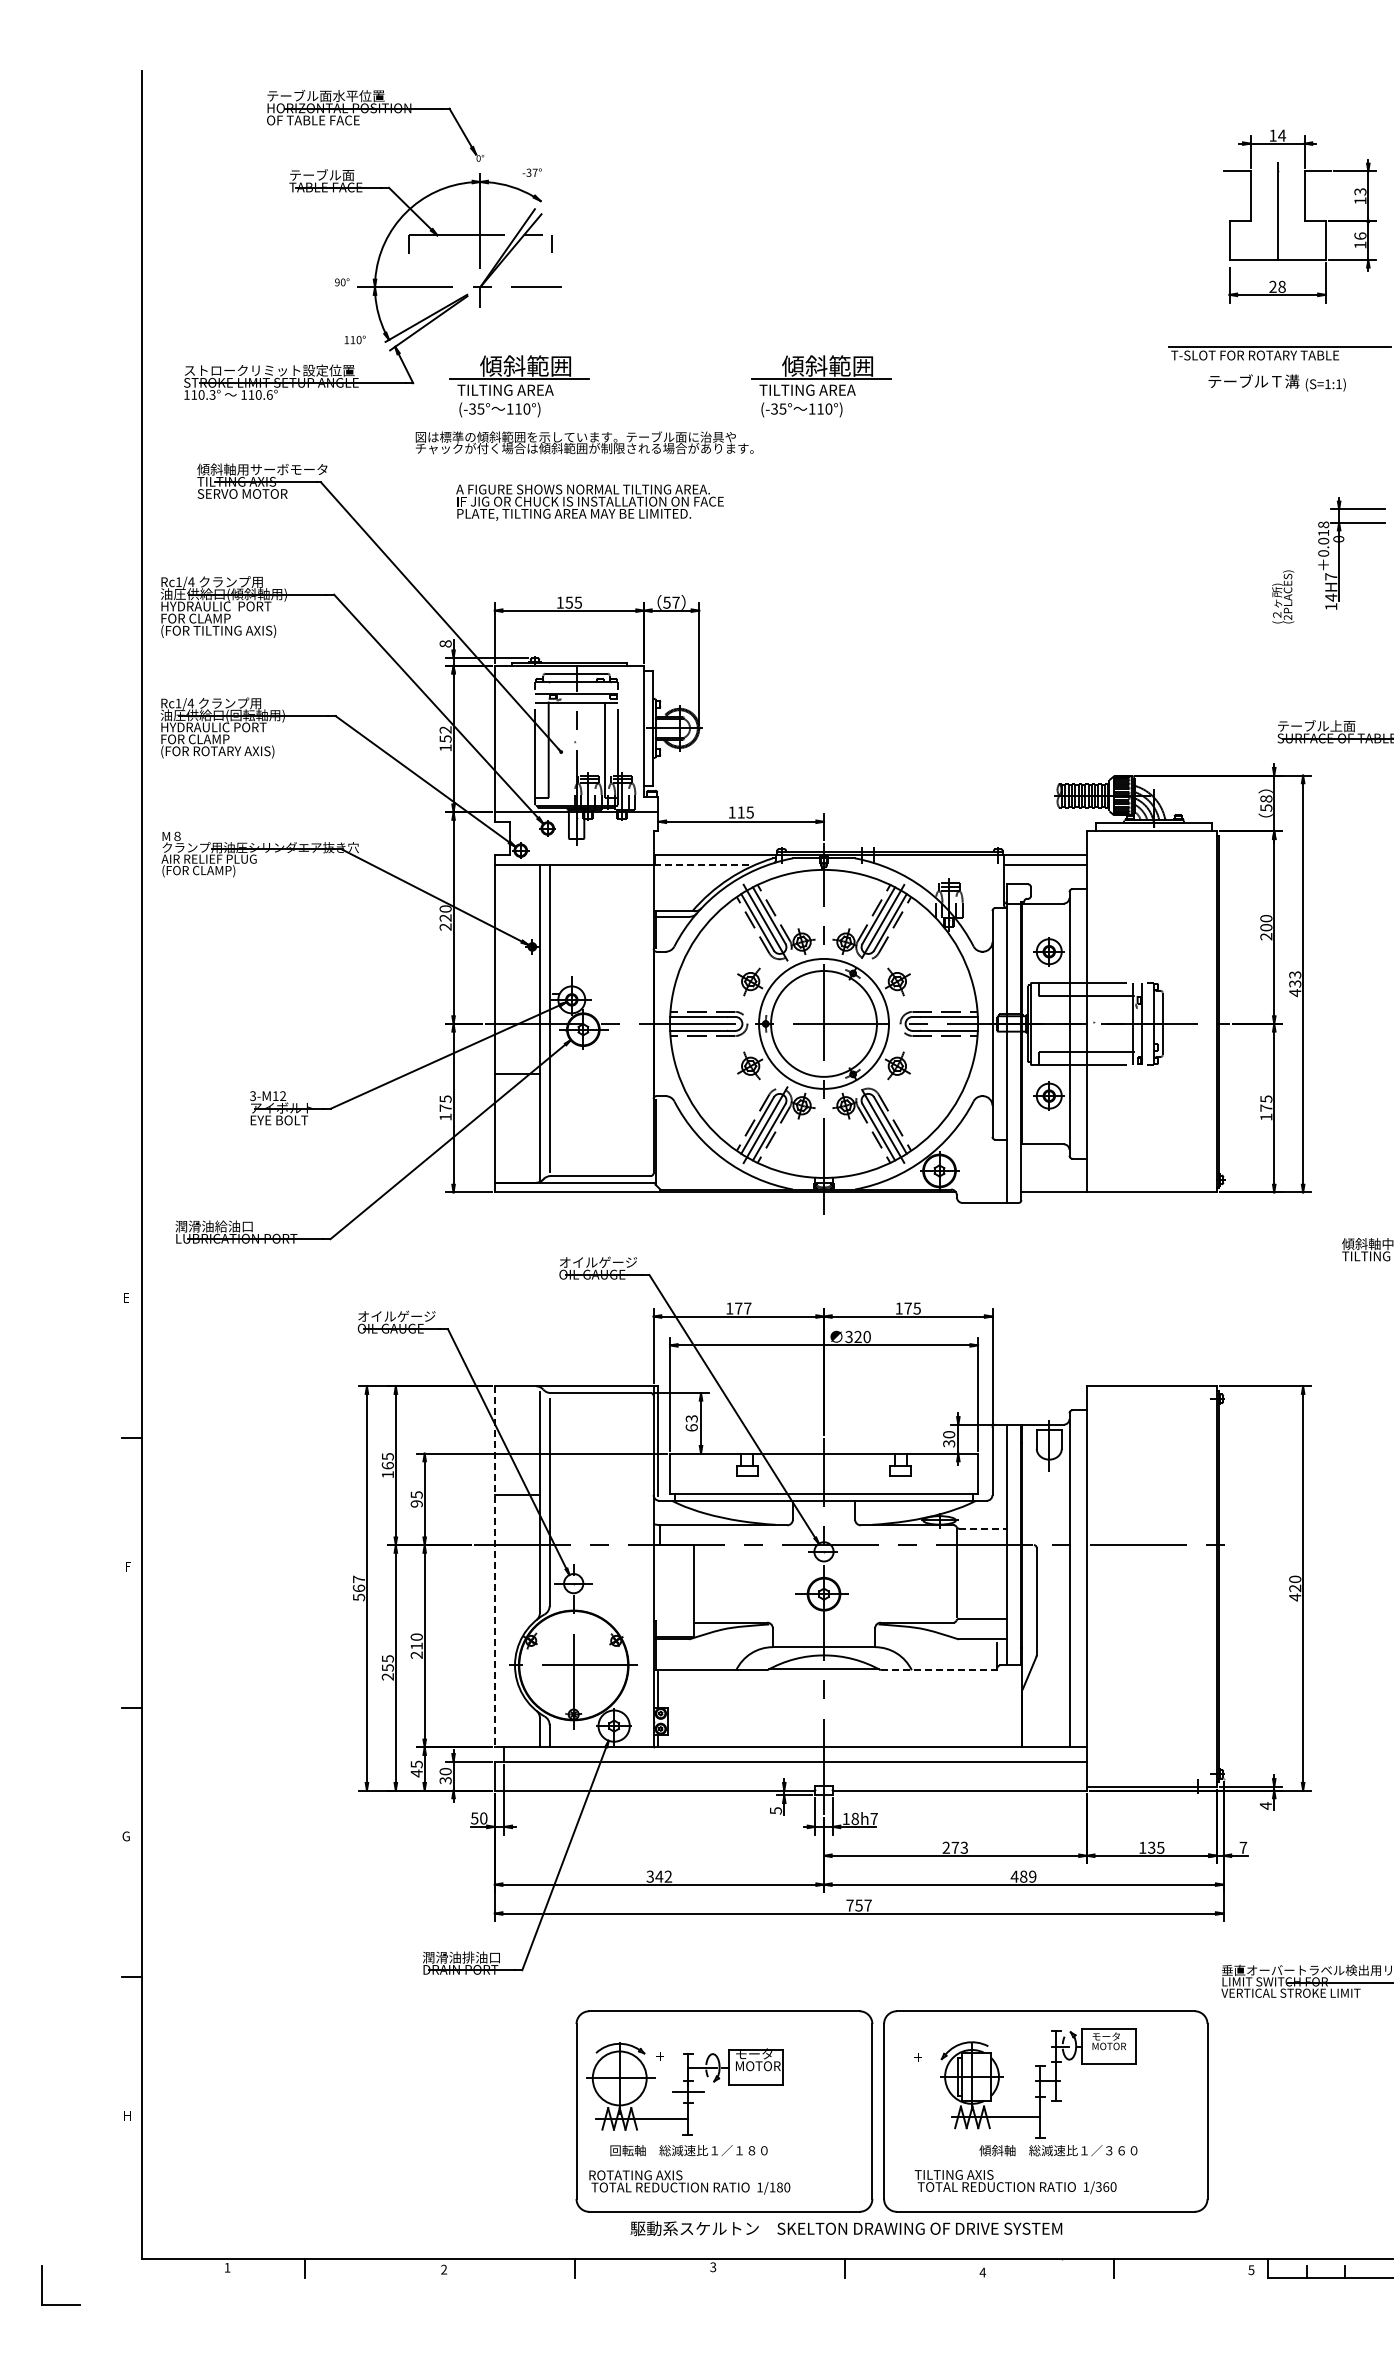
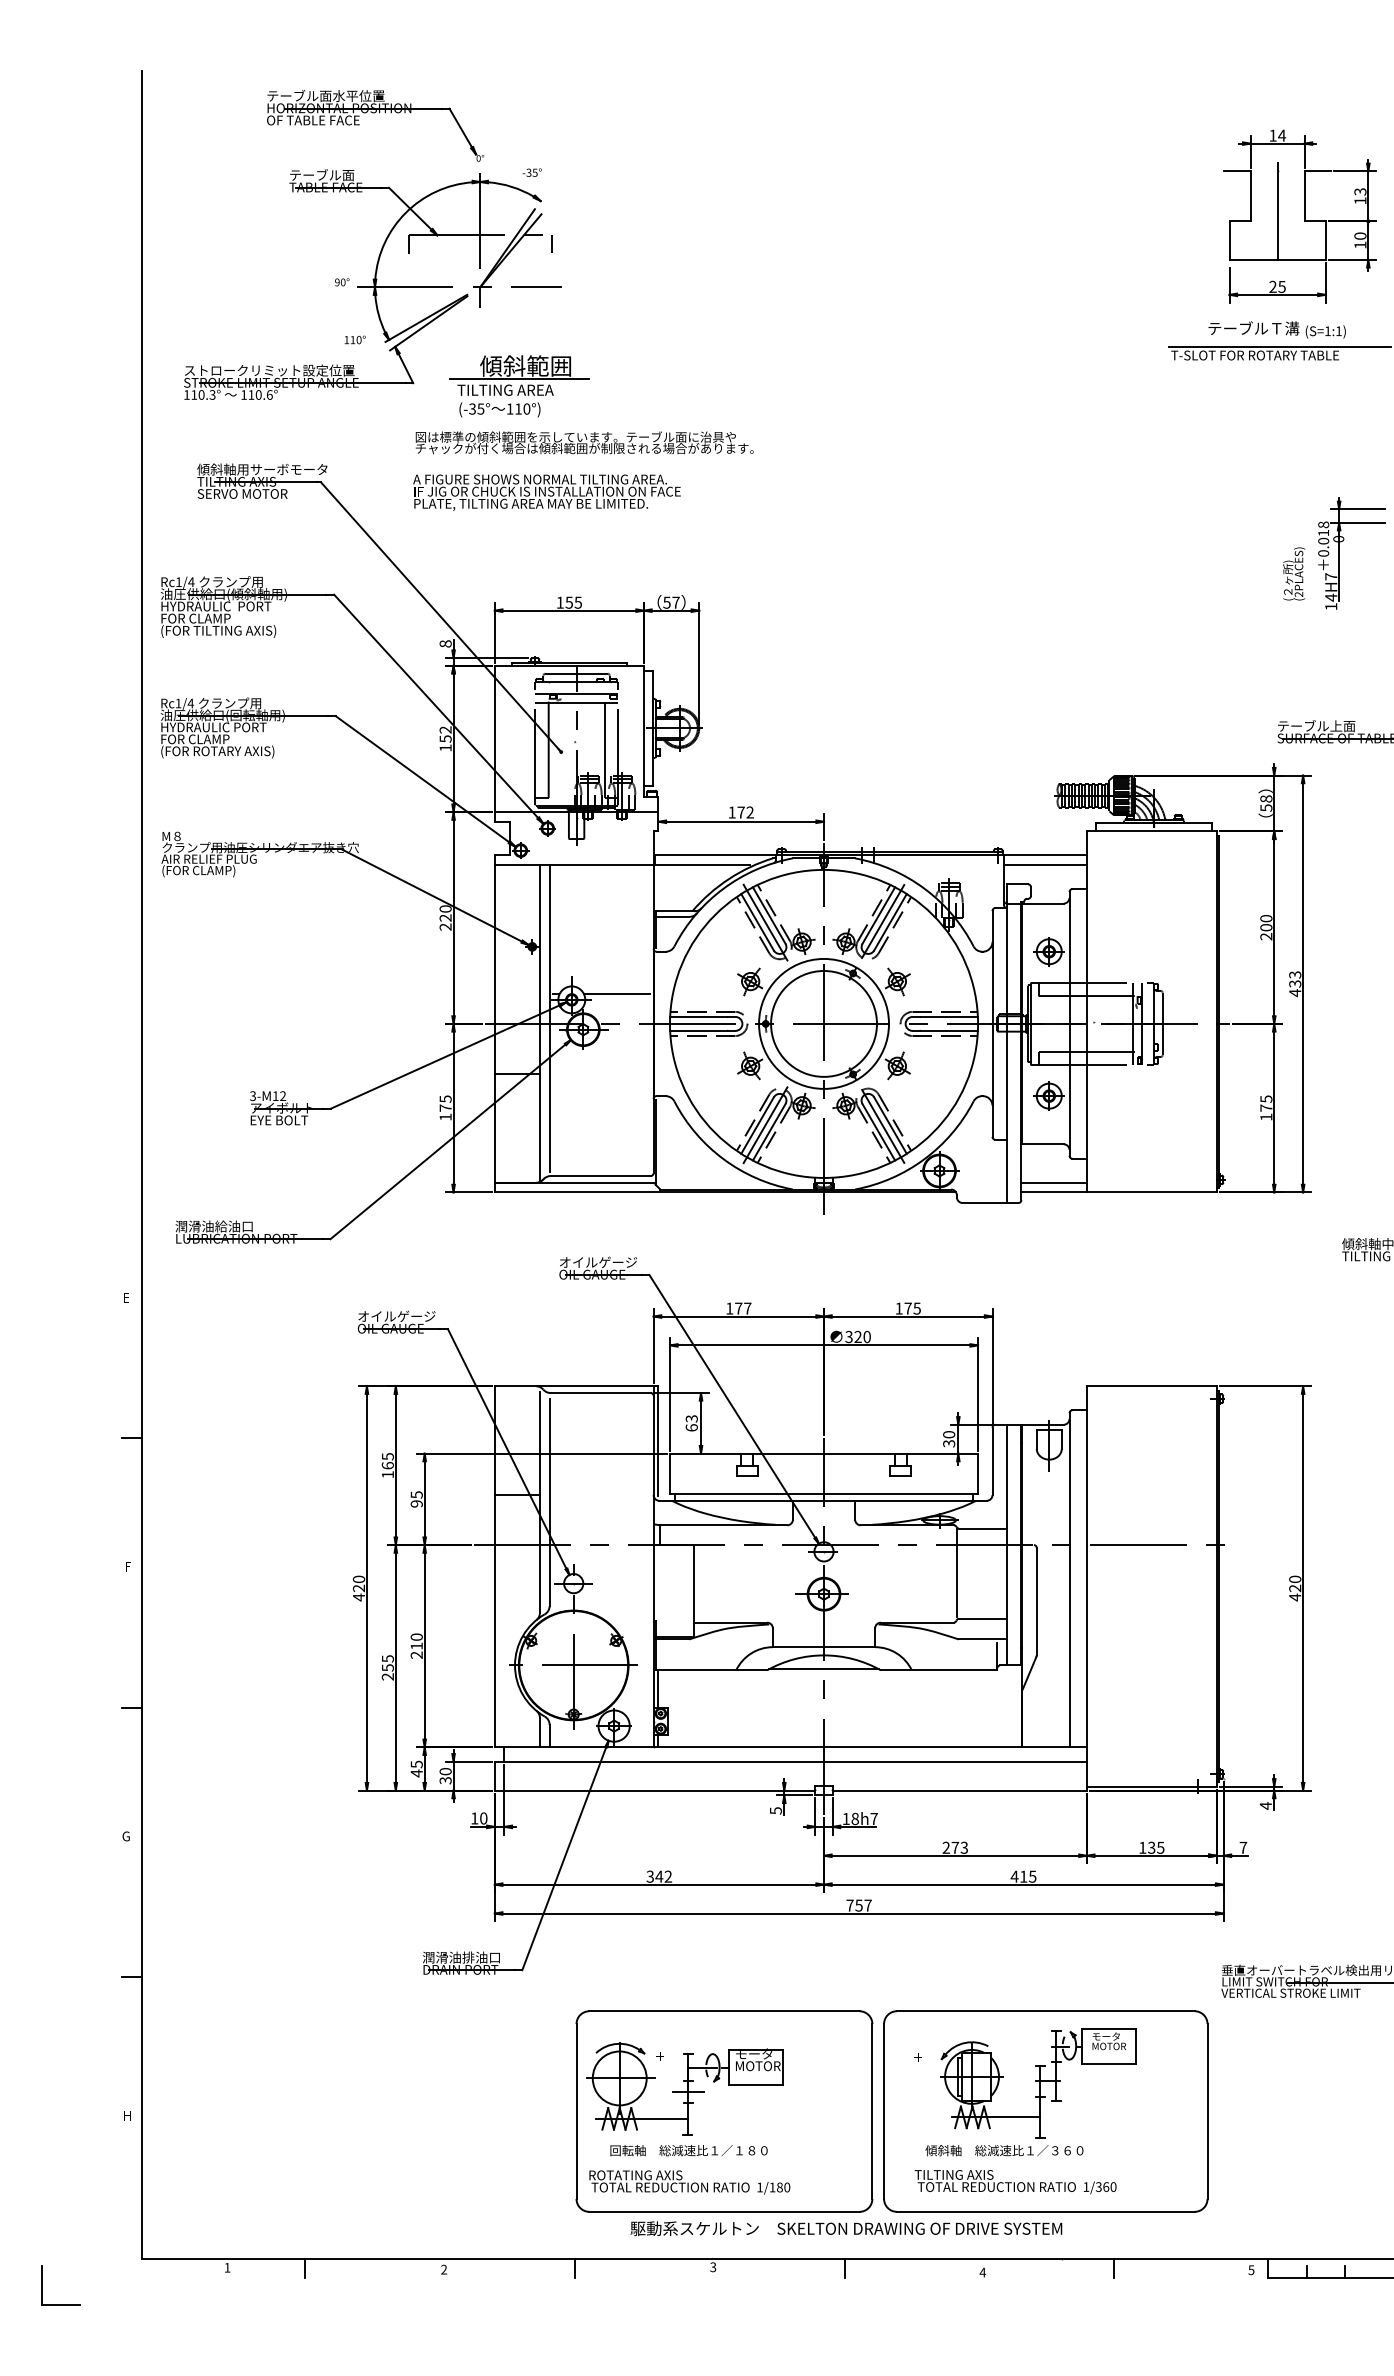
text: -37° -> -35° (534, 172)
text: 16 -> 10 (1360, 235)
text: 28 -> 25 (1281, 286)
text position: (1276, 382) -> (1276, 329) (1276, 329)
part: present -> none (821, 386)
text position: (589, 502) -> (546, 492) (546, 492)
text position: (1283, 596) -> (1294, 573) (1294, 573)
text: 115 -> 172 (745, 812)
line: dashed -> solid (702, 865)
line: none -> present (617, 994)
line: none -> present (1053, 1182)
line: dashed -> solid (983, 1528)
line: dashed -> solid (494, 1566)
text: 567 -> 420 (358, 1588)
line: dashed -> solid (939, 1670)
text: 50 -> 10 (474, 1818)
text: 489 -> 415 (1028, 1876)
text position: (1058, 2150) -> (1004, 2150) (1004, 2150)
